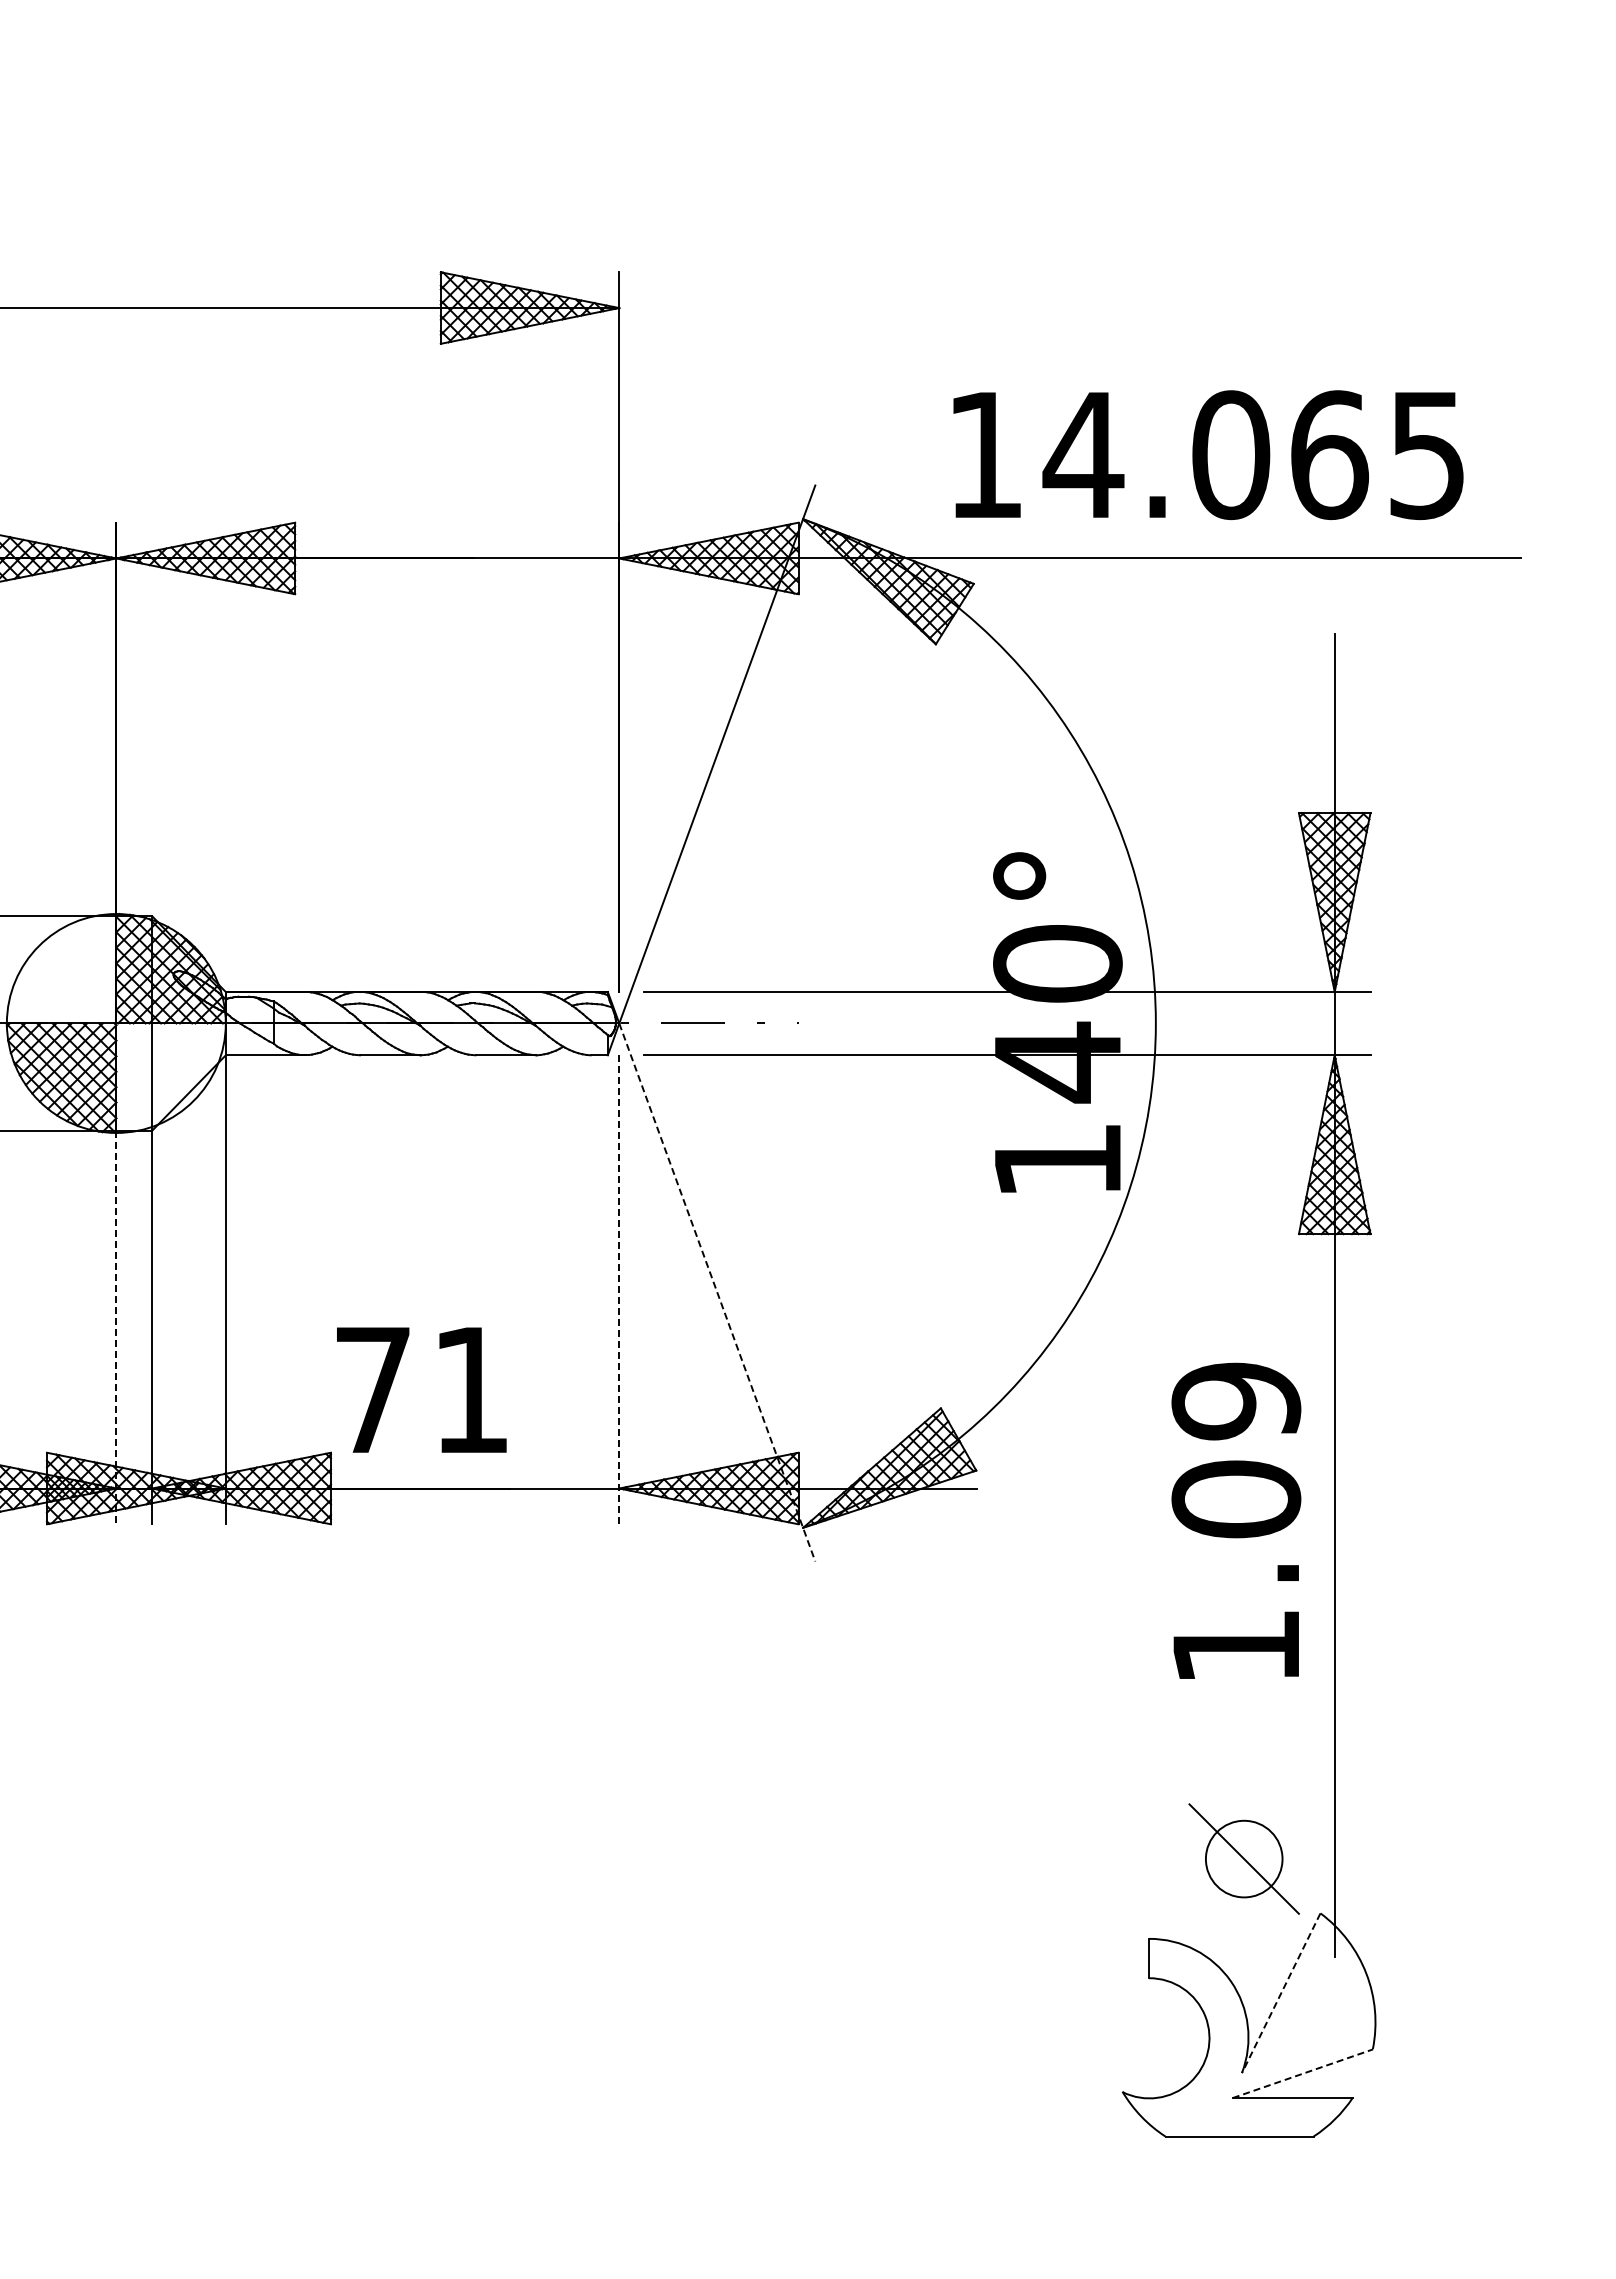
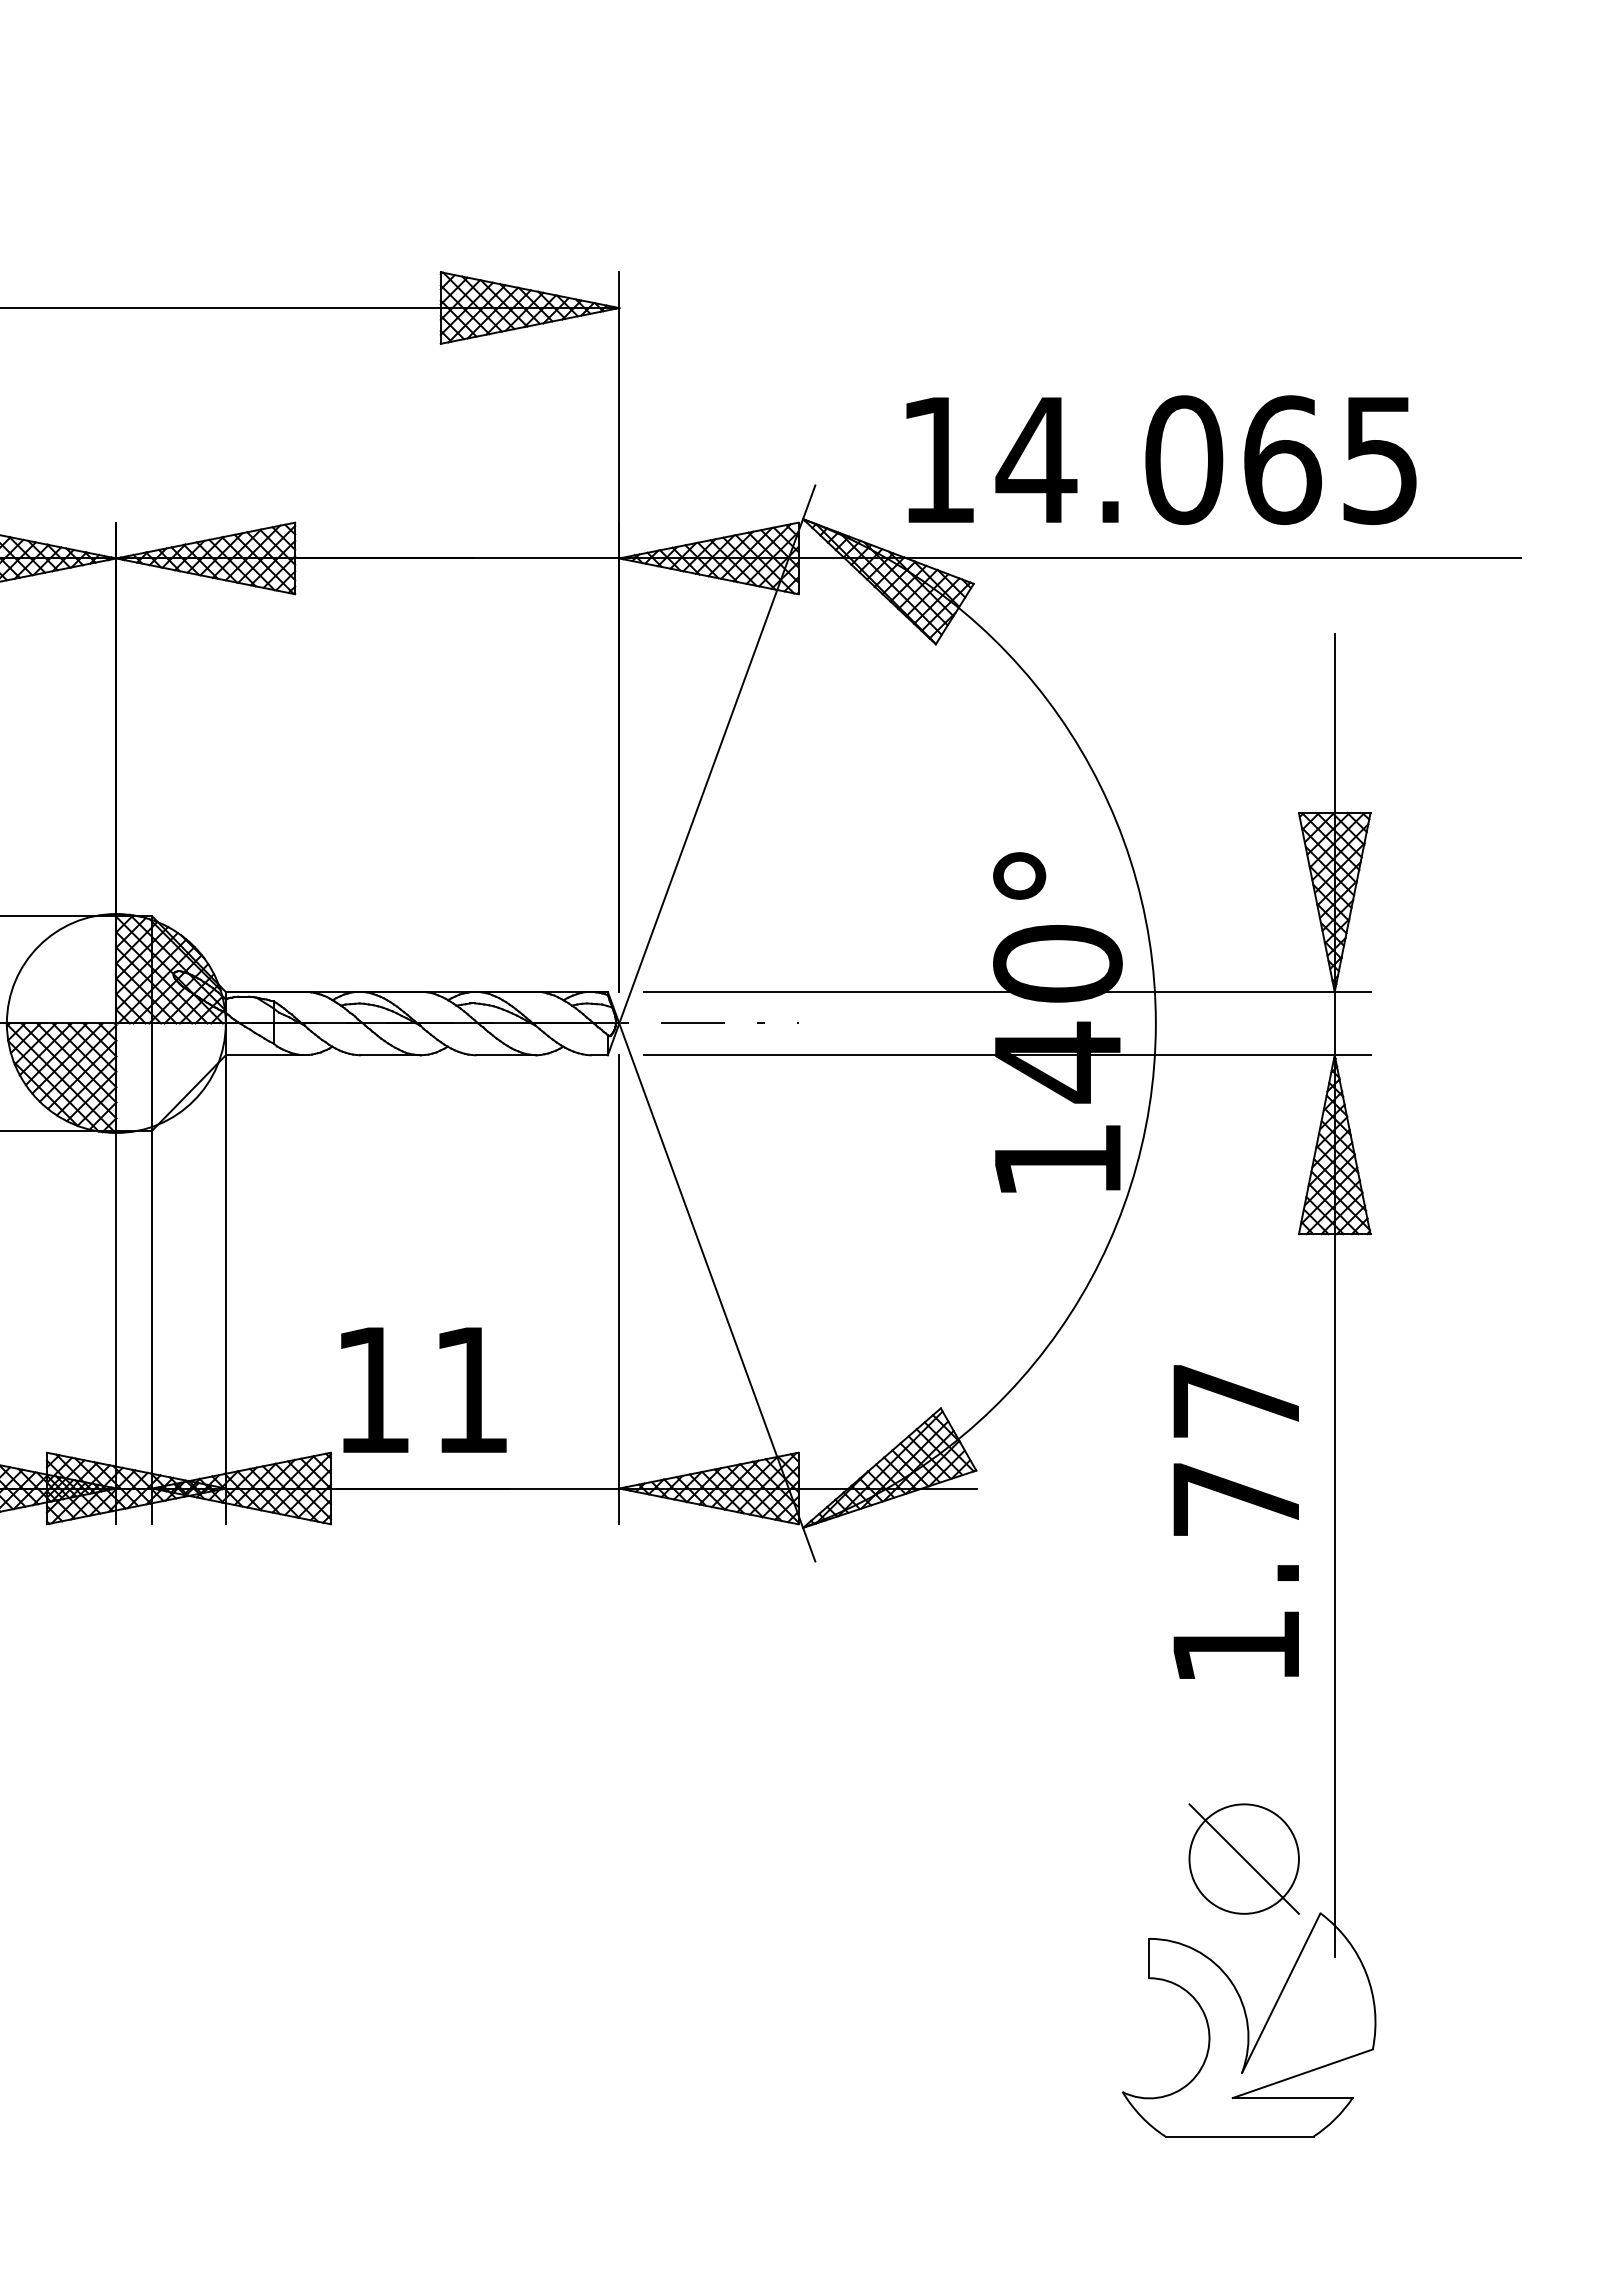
text position: (1208, 454) -> (1161, 459) (1161, 459)
line: dashed -> solid (619, 1289)
line: dashed -> solid (717, 1292)
line: dashed -> solid (116, 1327)
text: 71 -> 11 (373, 1389)
text: 1.09 -> 1.77 (1236, 1450)
circle diameter: 77 px -> 109 px (1243, 1858)
line: dashed -> solid (1281, 1993)
line: dashed -> solid (1303, 2073)
